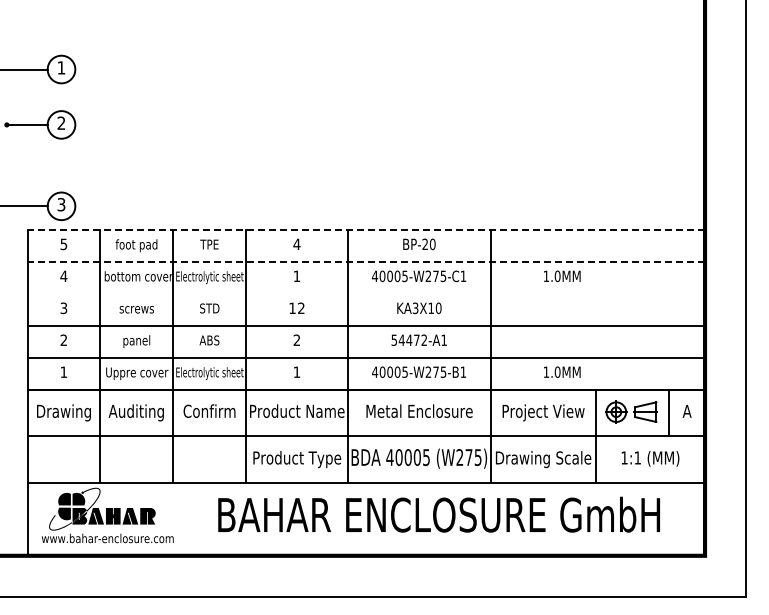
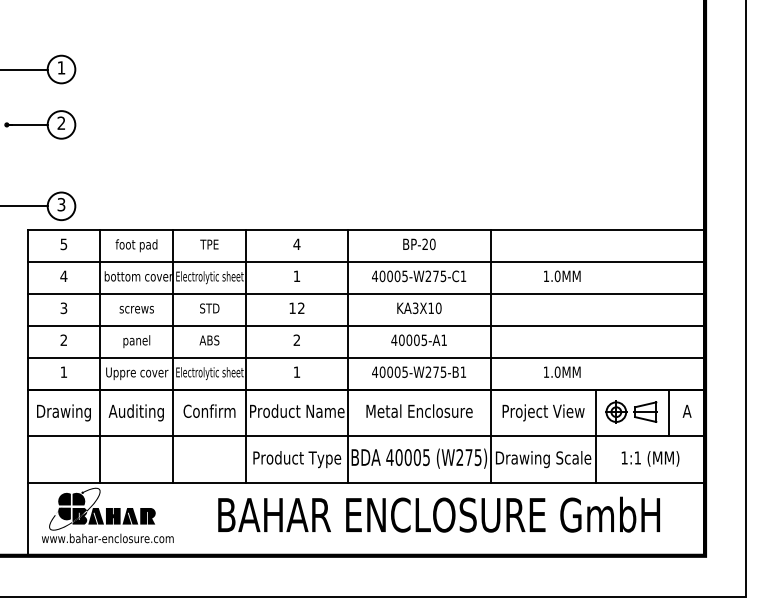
line: dashed -> solid (366, 229)
line: dashed -> solid (366, 261)
line: none -> present (366, 293)
text: 54472-A1 -> 40005-A1 (409, 340)
